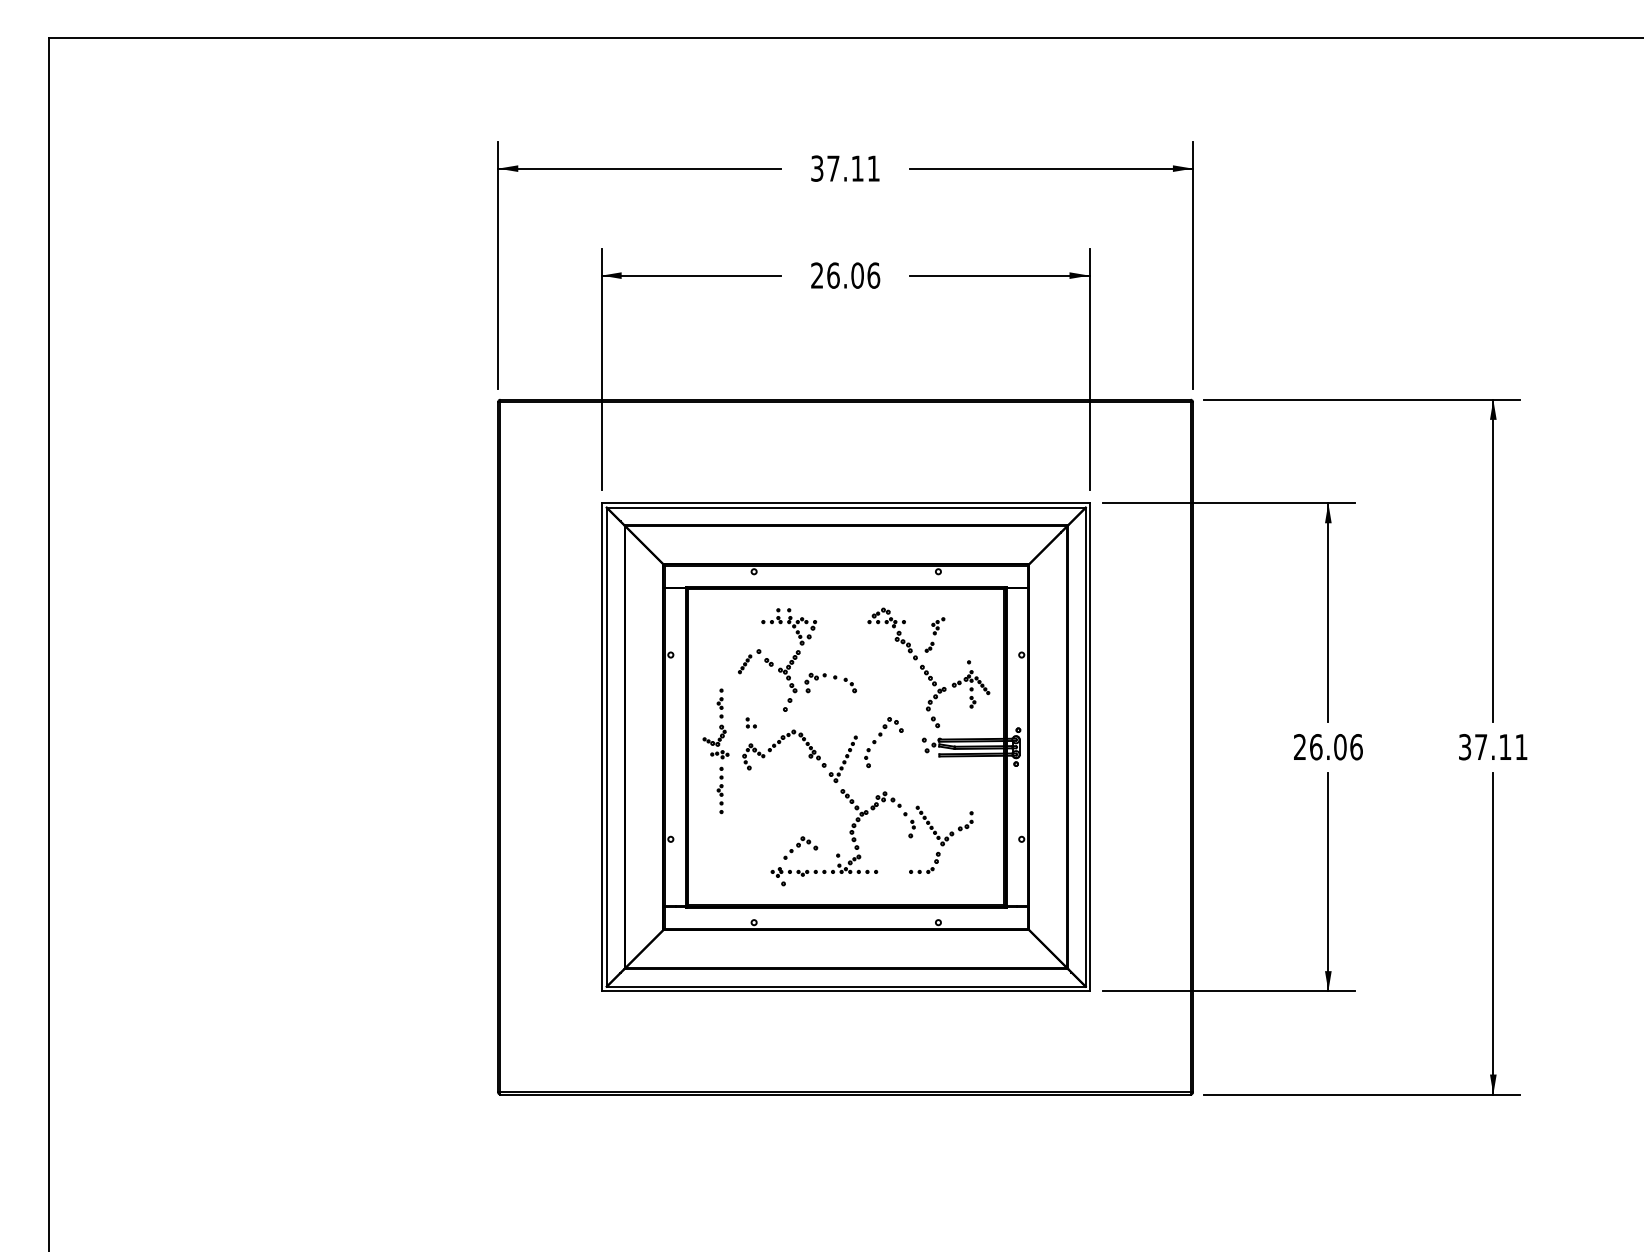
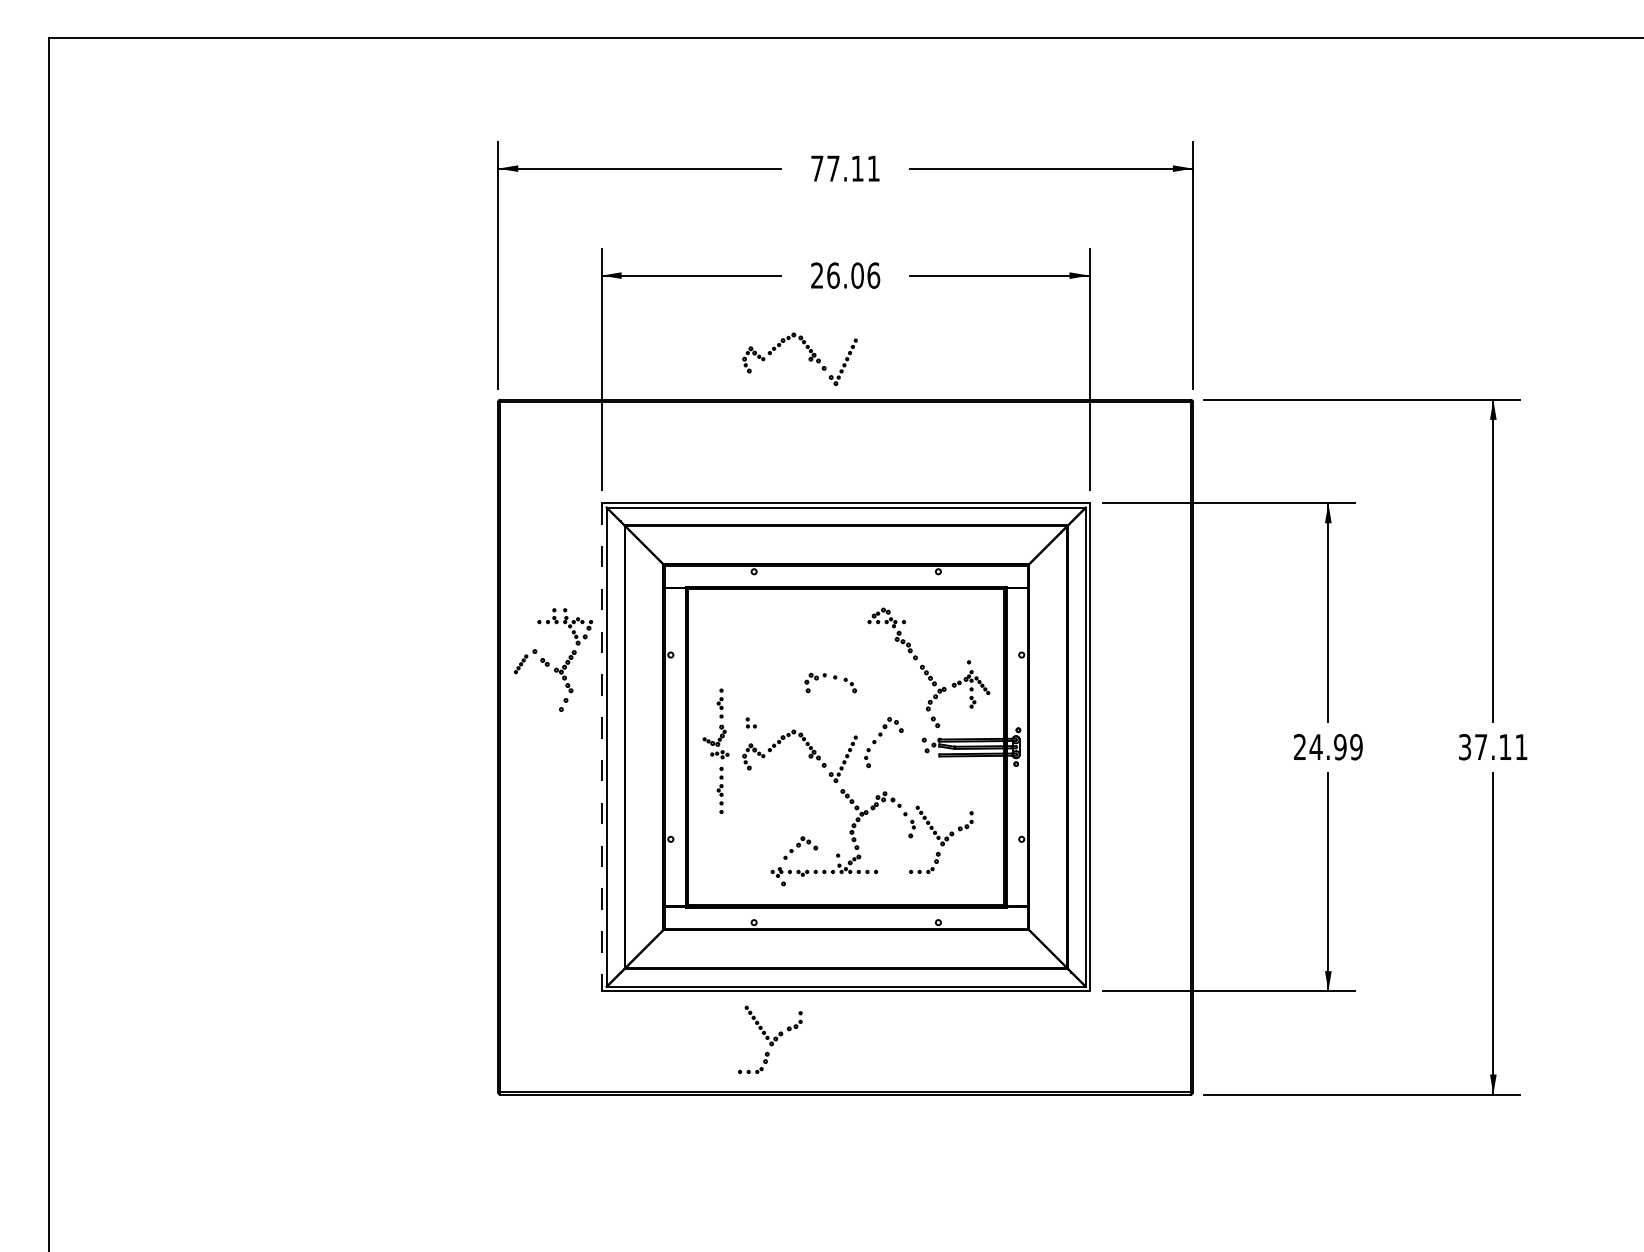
text: 37.11 -> 77.11 (817, 168)
part: none -> present (808, 358)
part: present -> none (934, 634)
part position: (777, 659) -> (553, 659) (553, 659)
line: solid -> dashed (601, 747)
text: 26.06 -> 24.99 (1335, 747)
part: none -> present (770, 1039)
